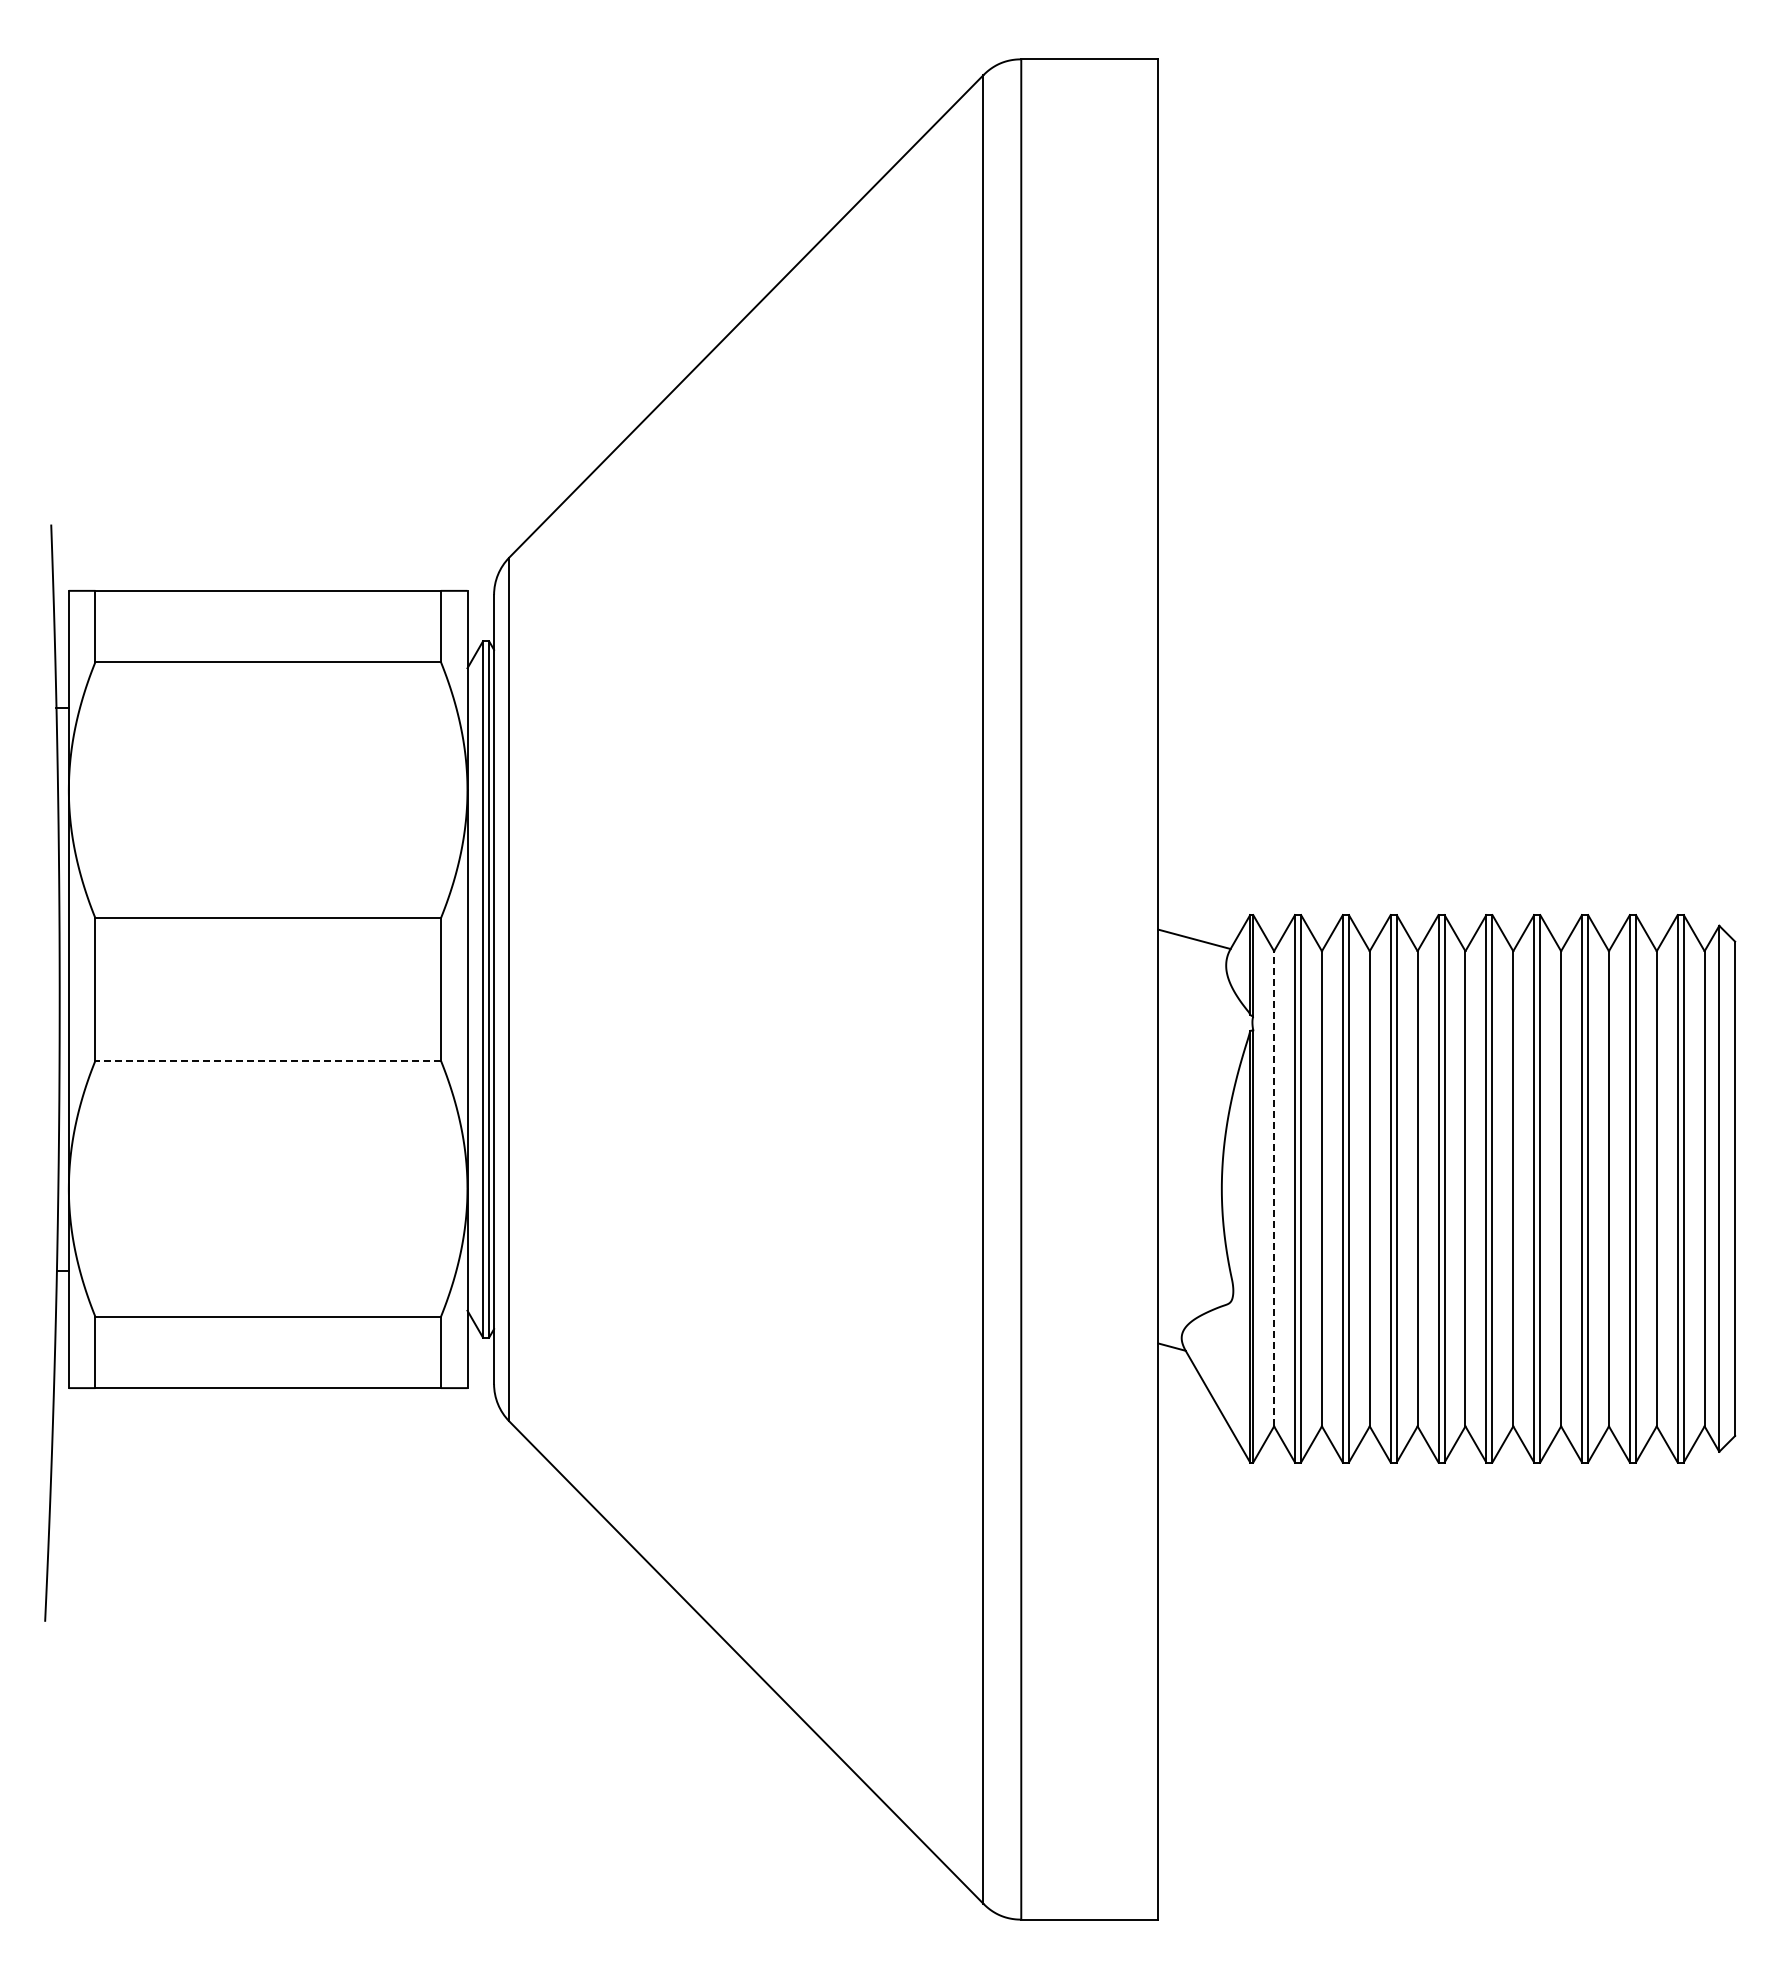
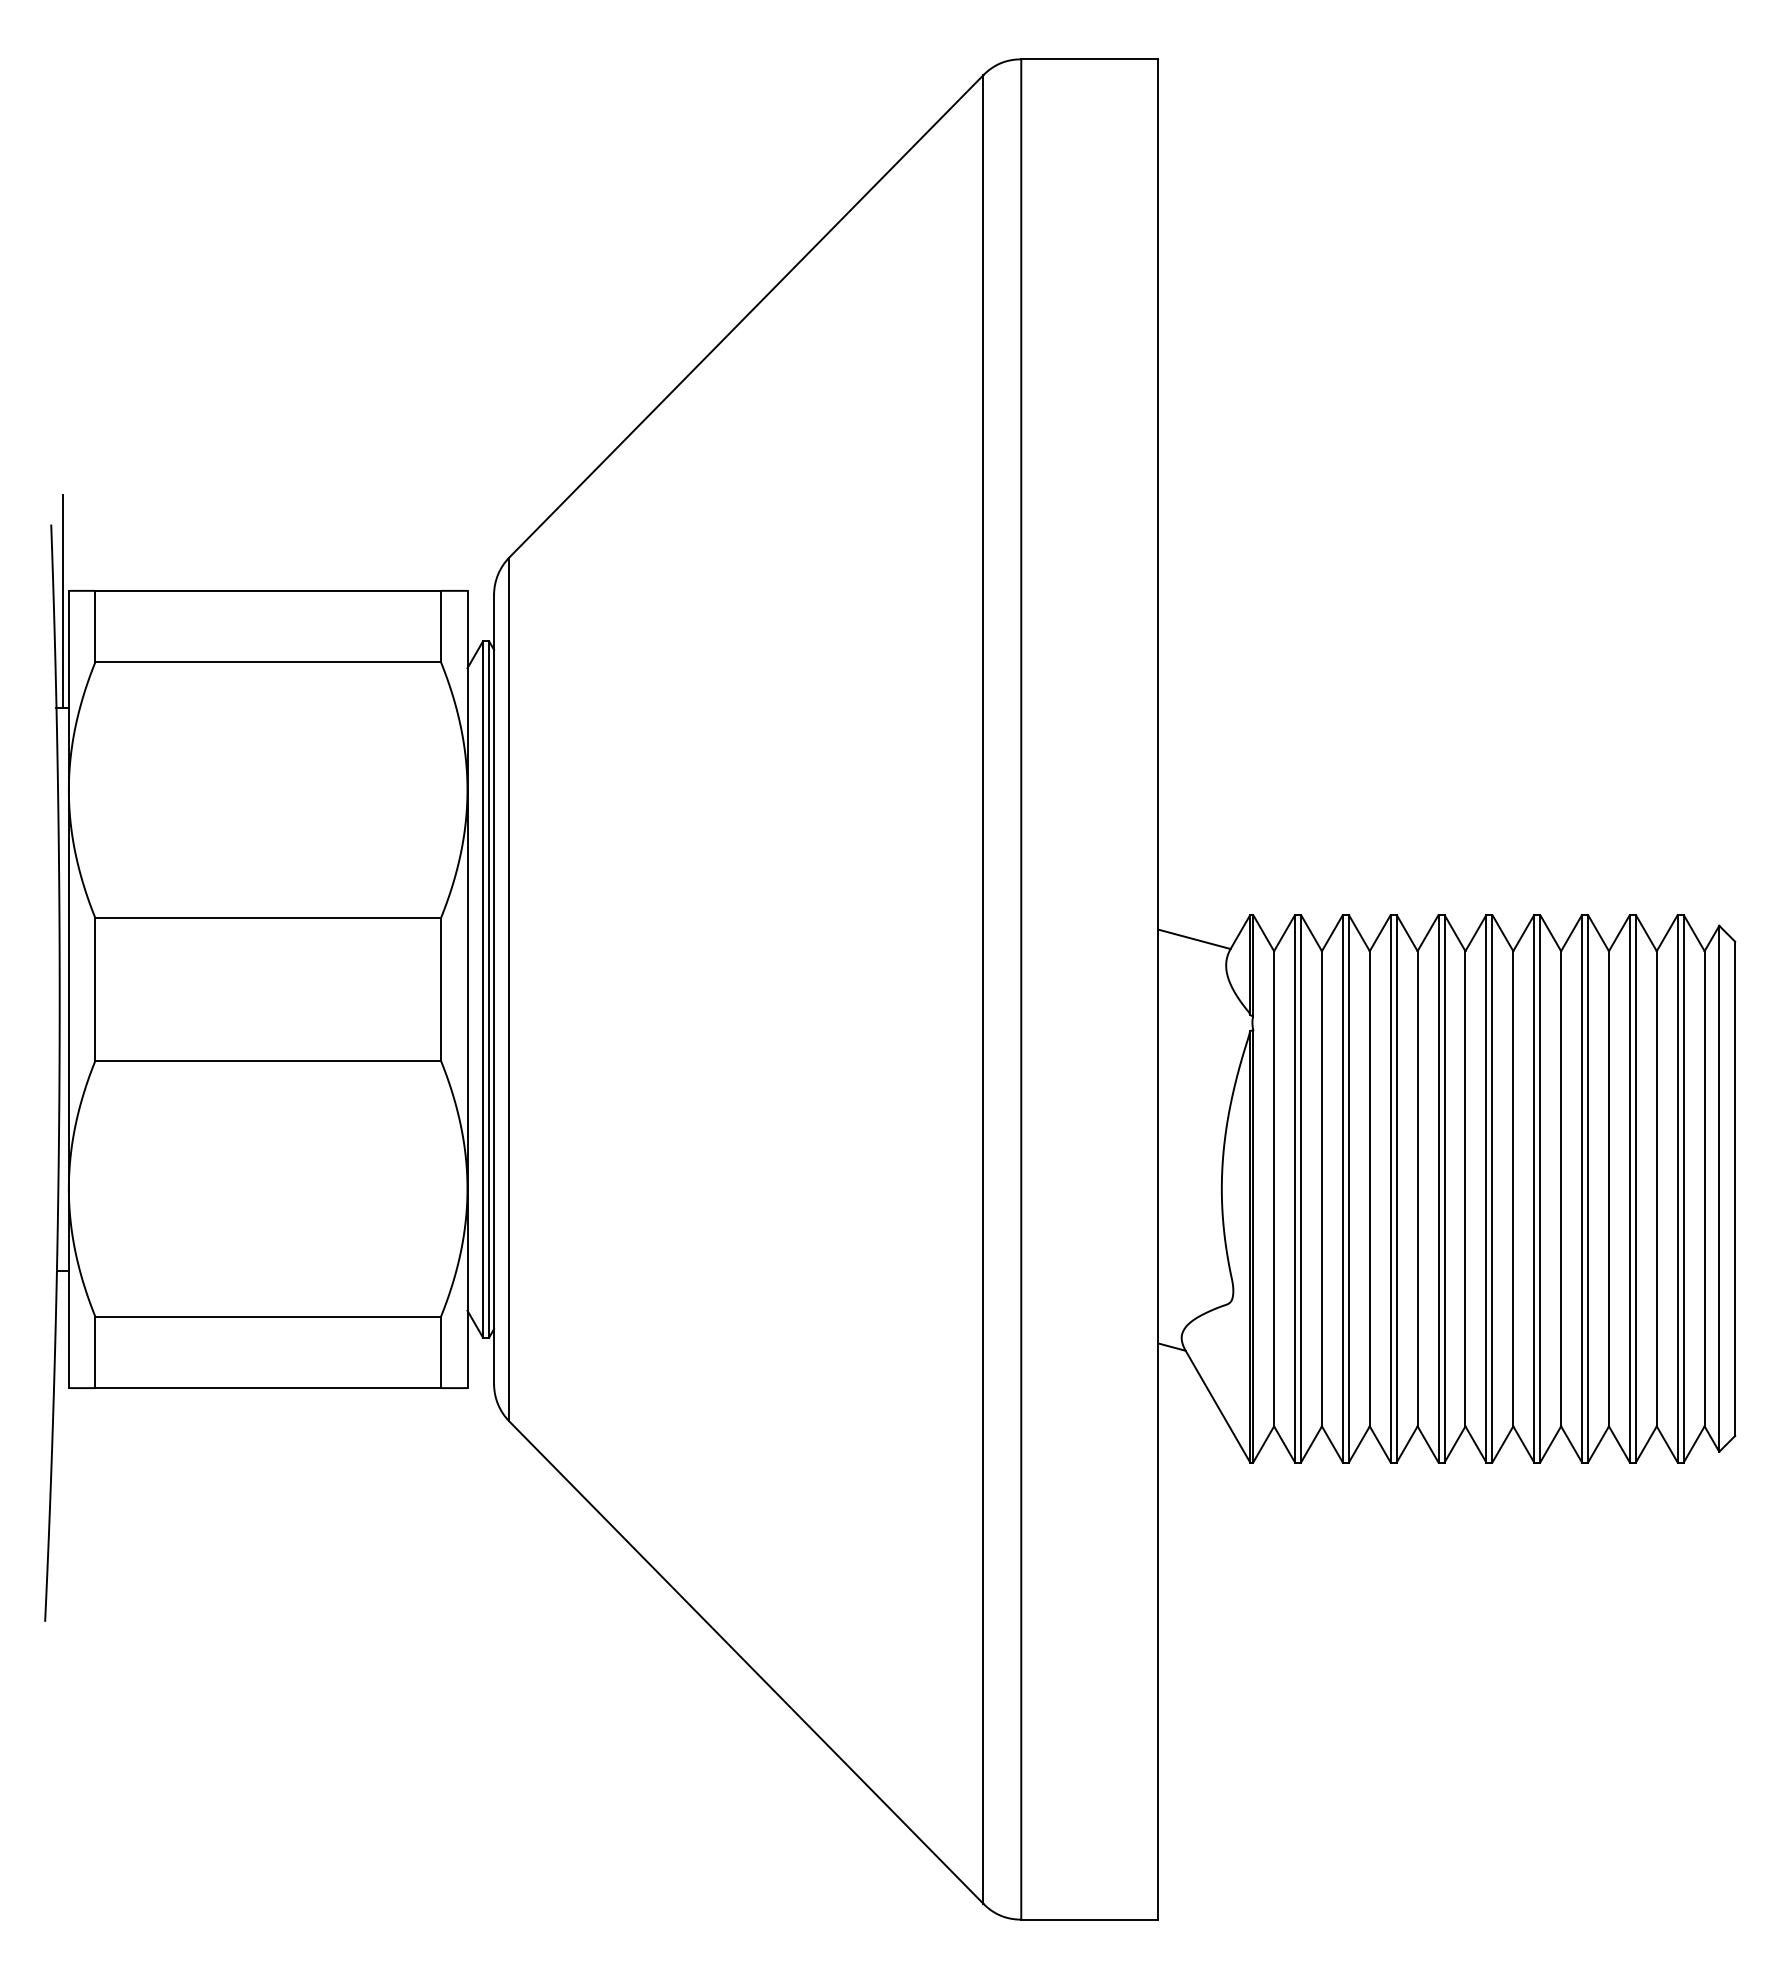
line: none -> present (62, 600)
line: dashed -> solid (268, 1060)
line: dashed -> solid (1274, 1188)
